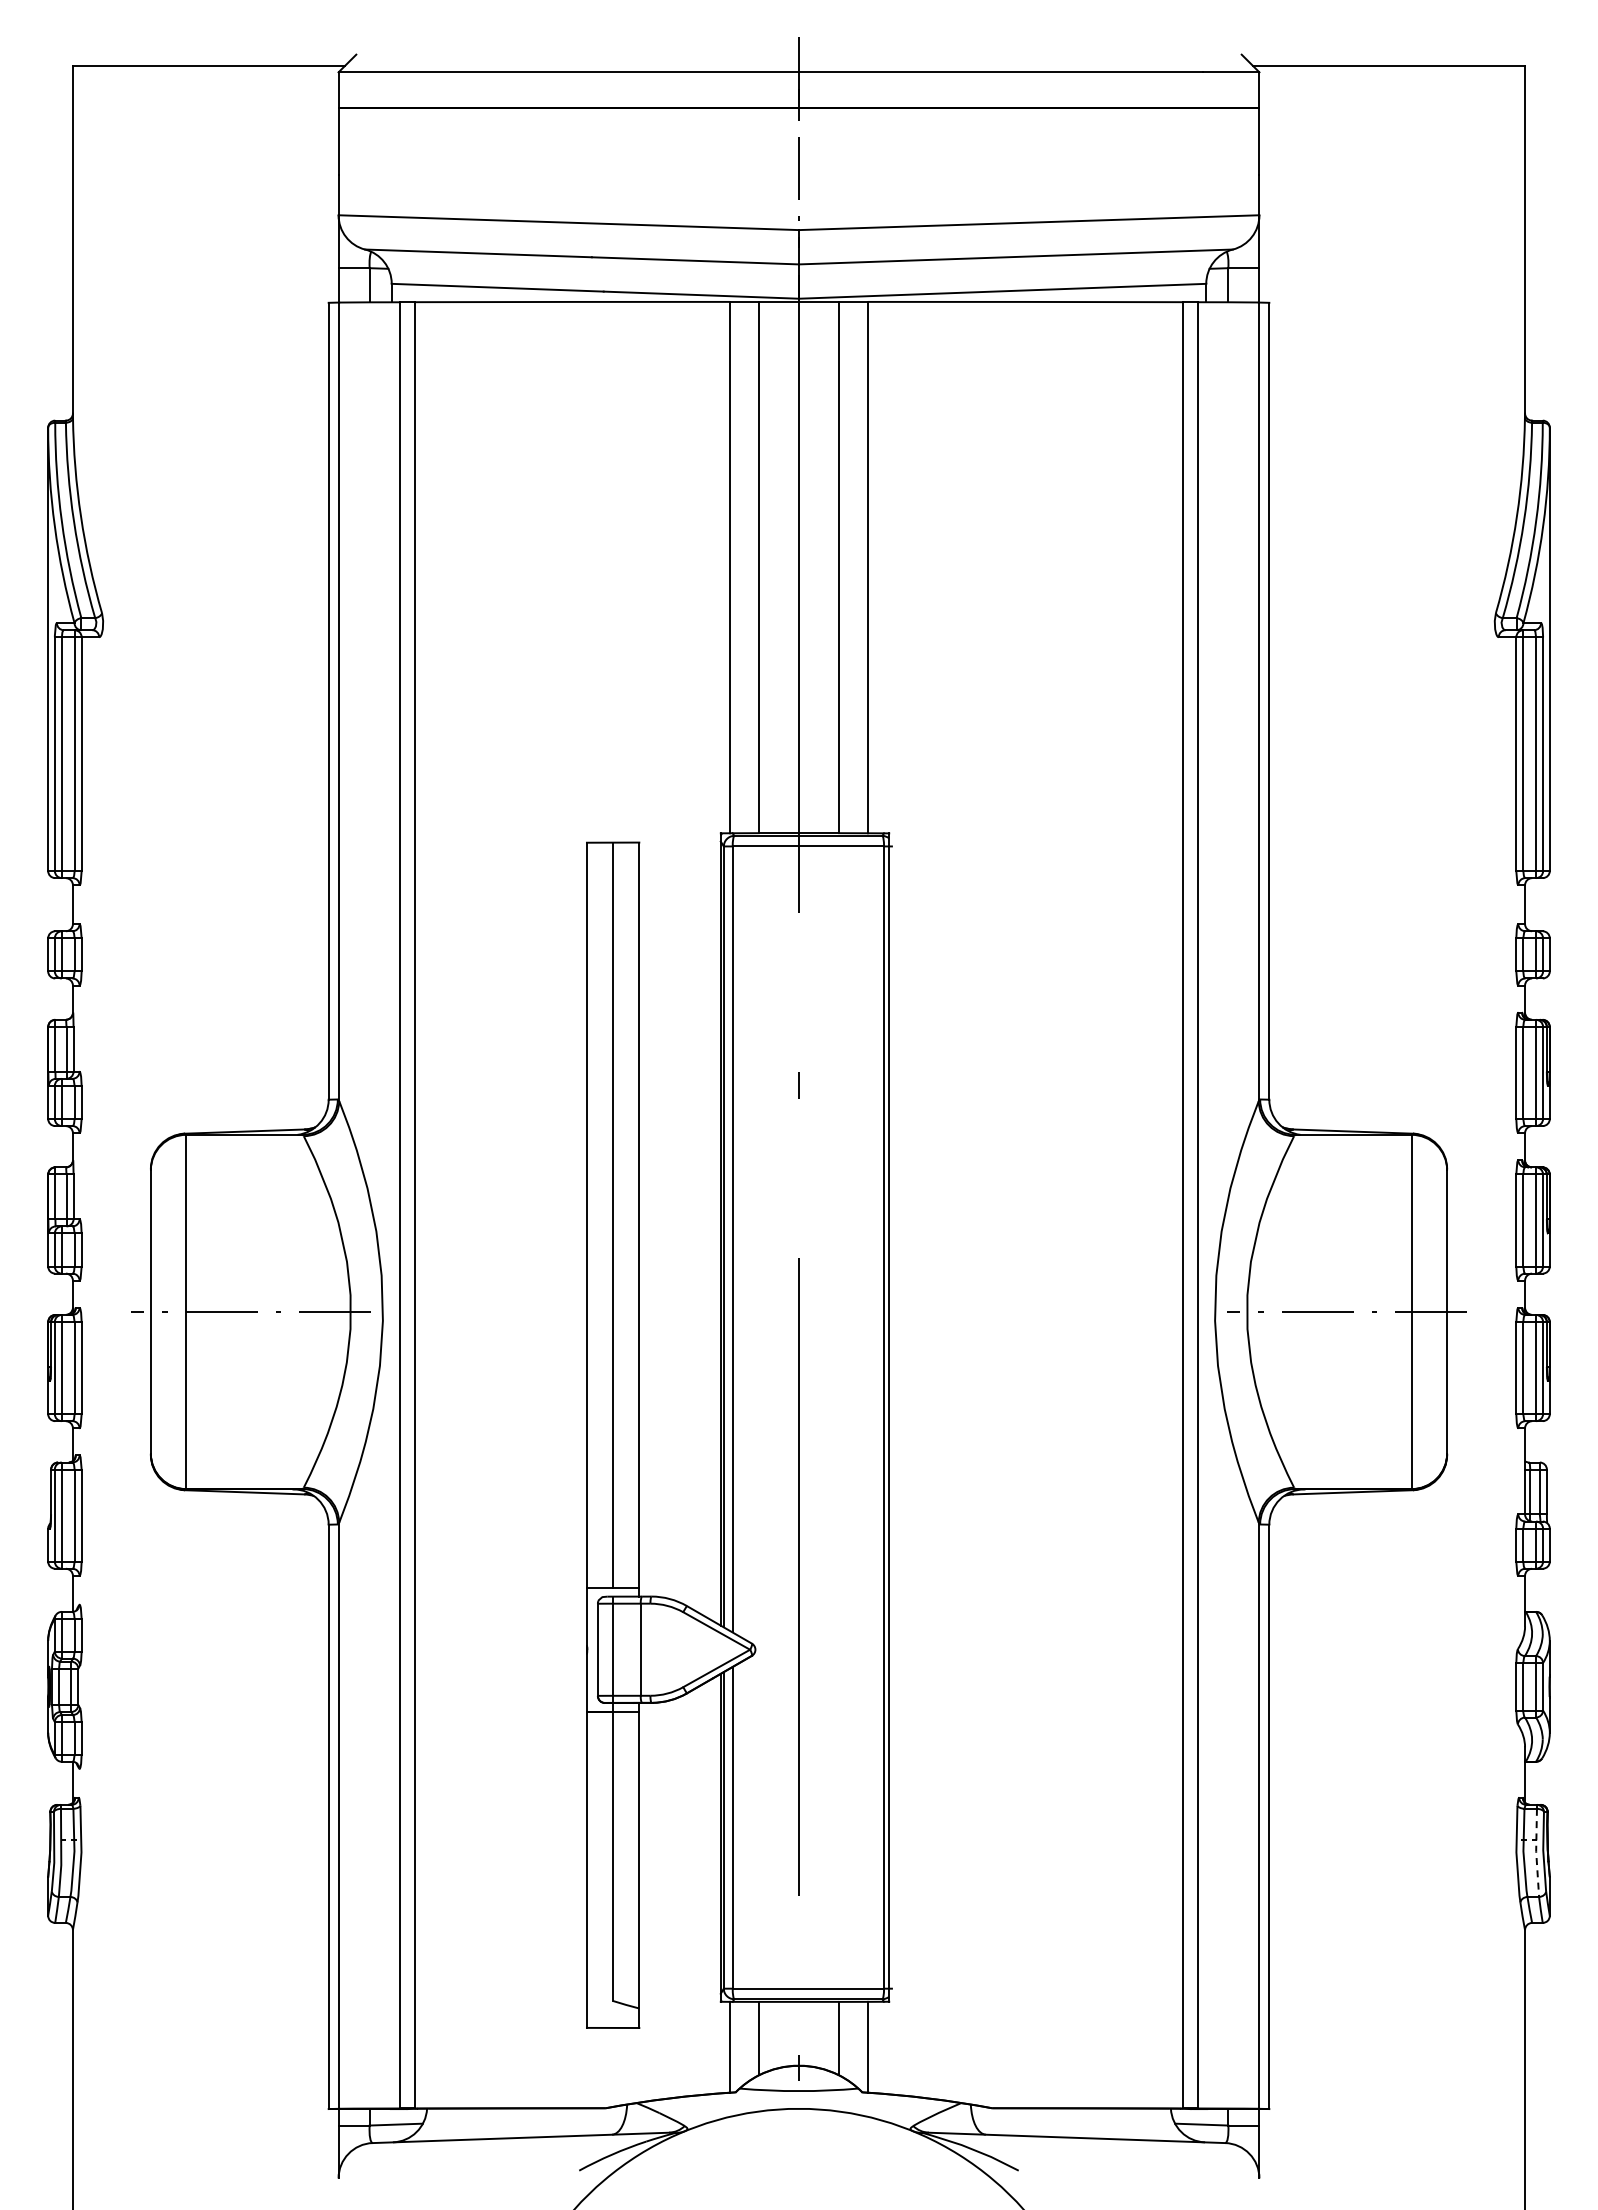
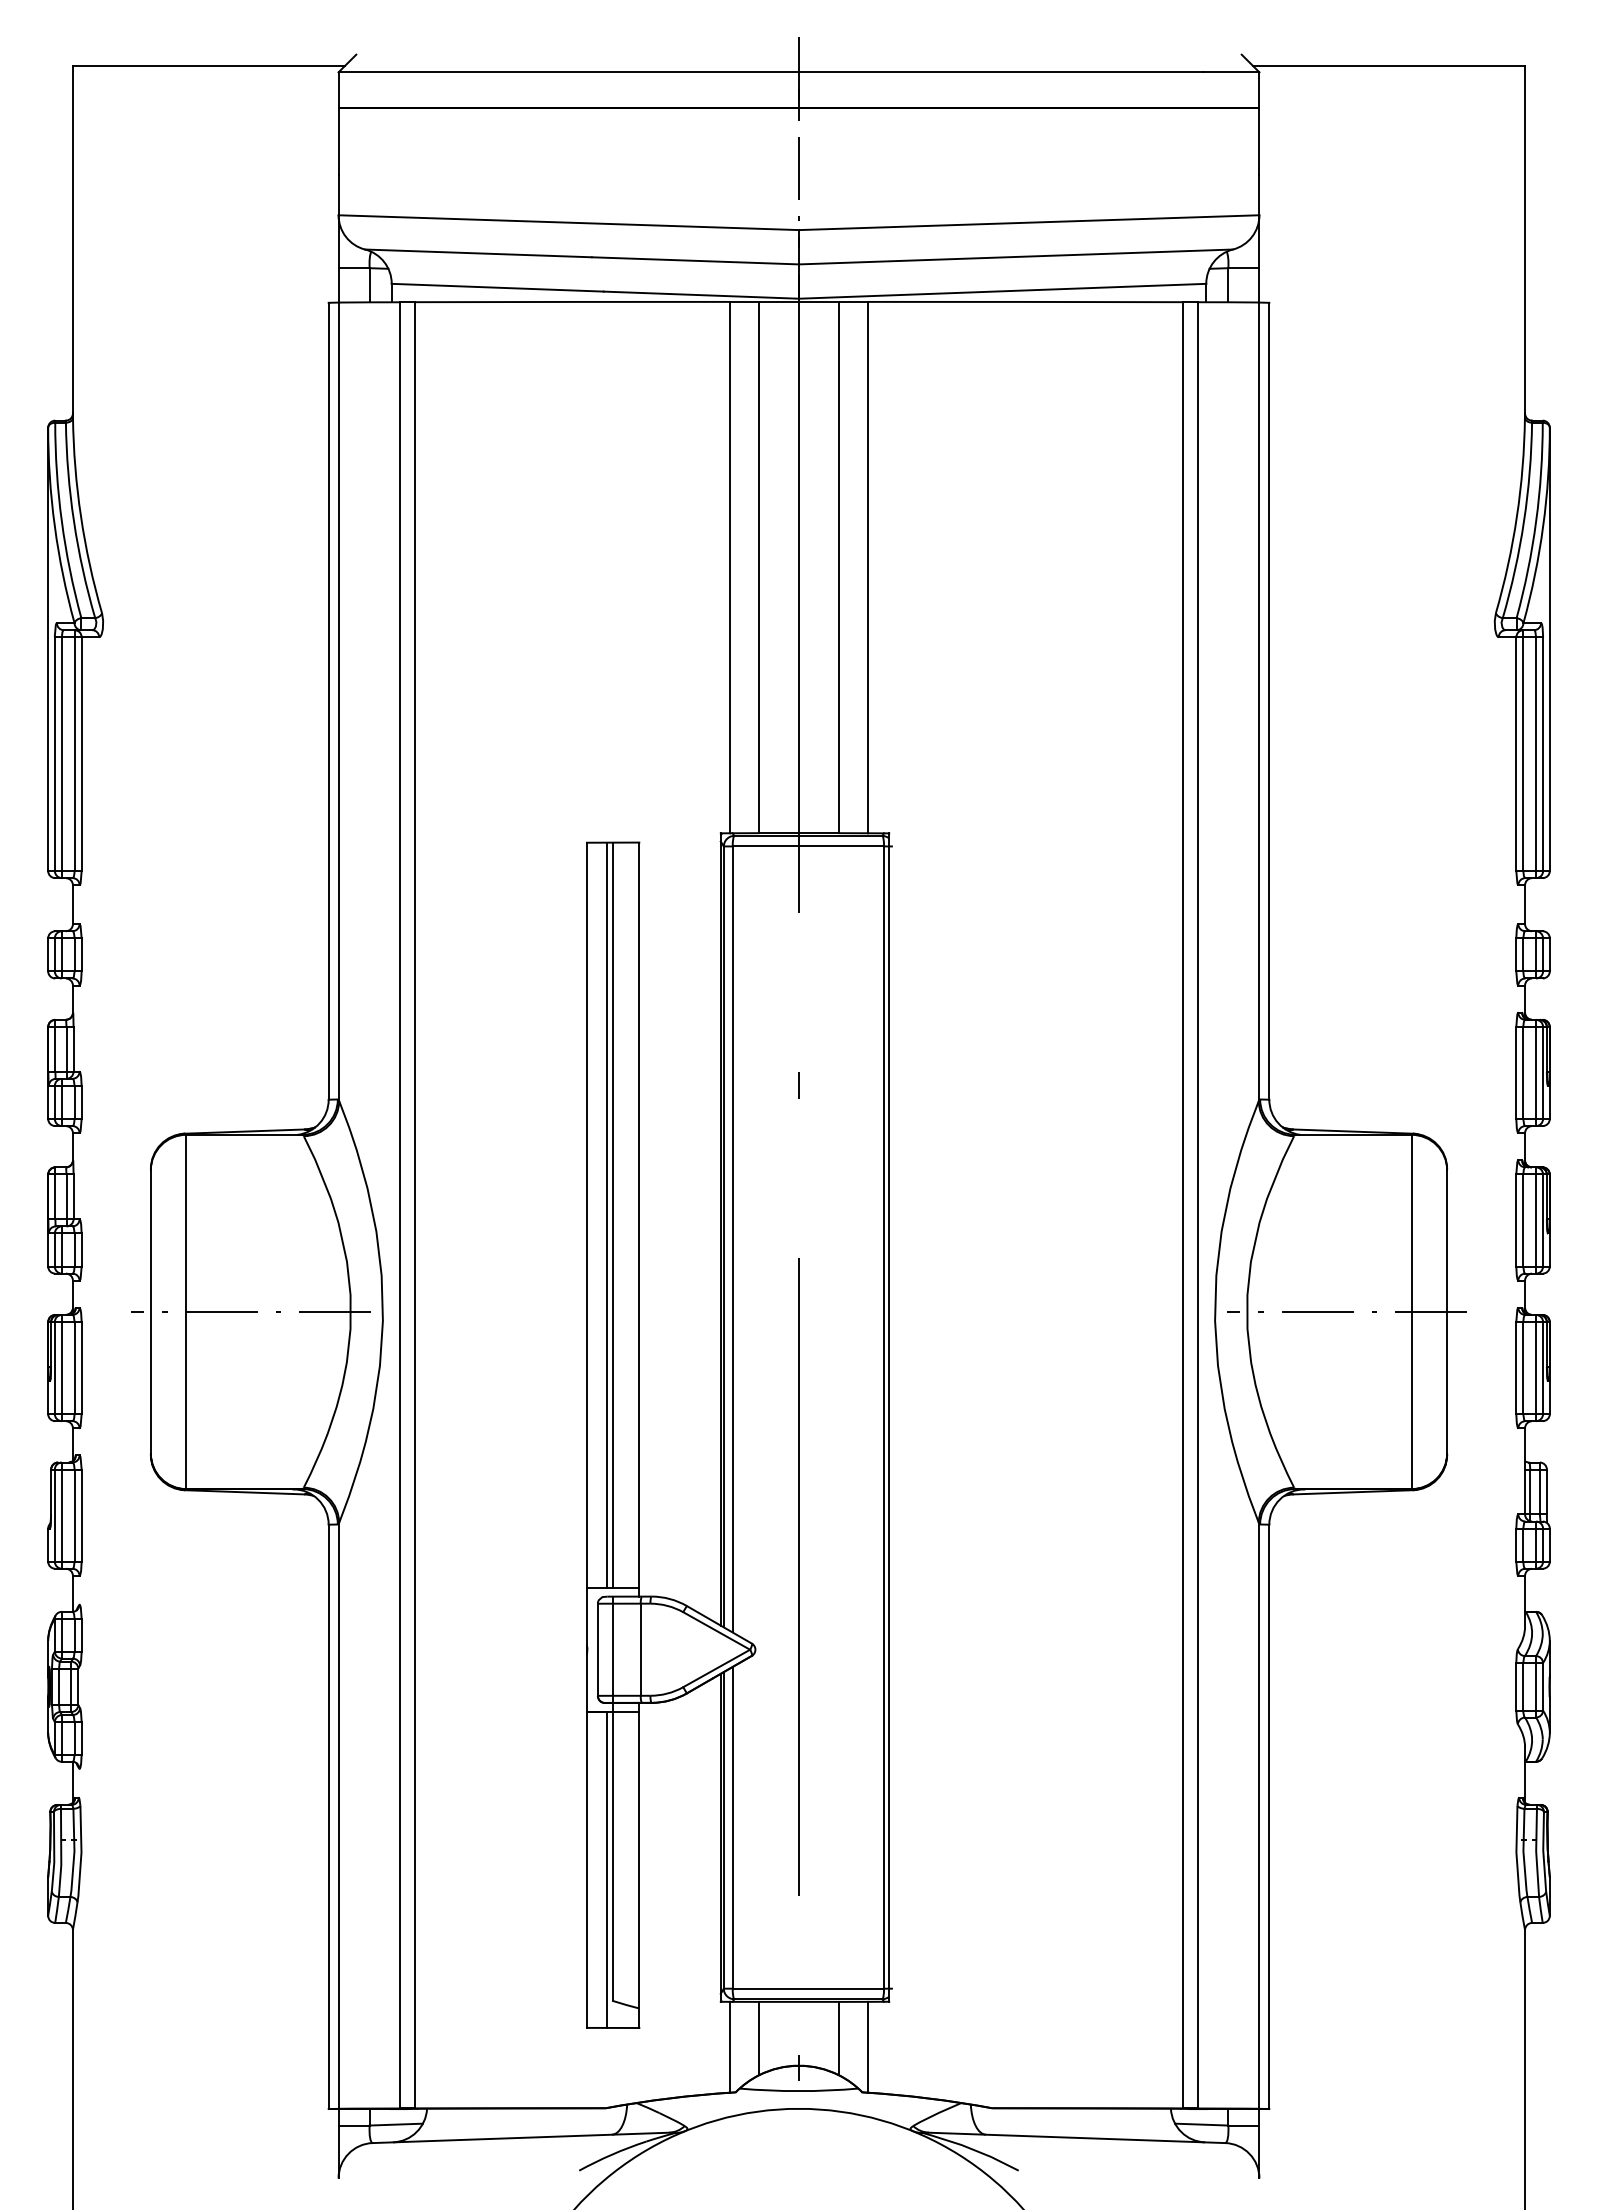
line: none -> present (607, 1214)
line: dashed -> solid (1536, 1852)
line: none -> present (607, 1869)
